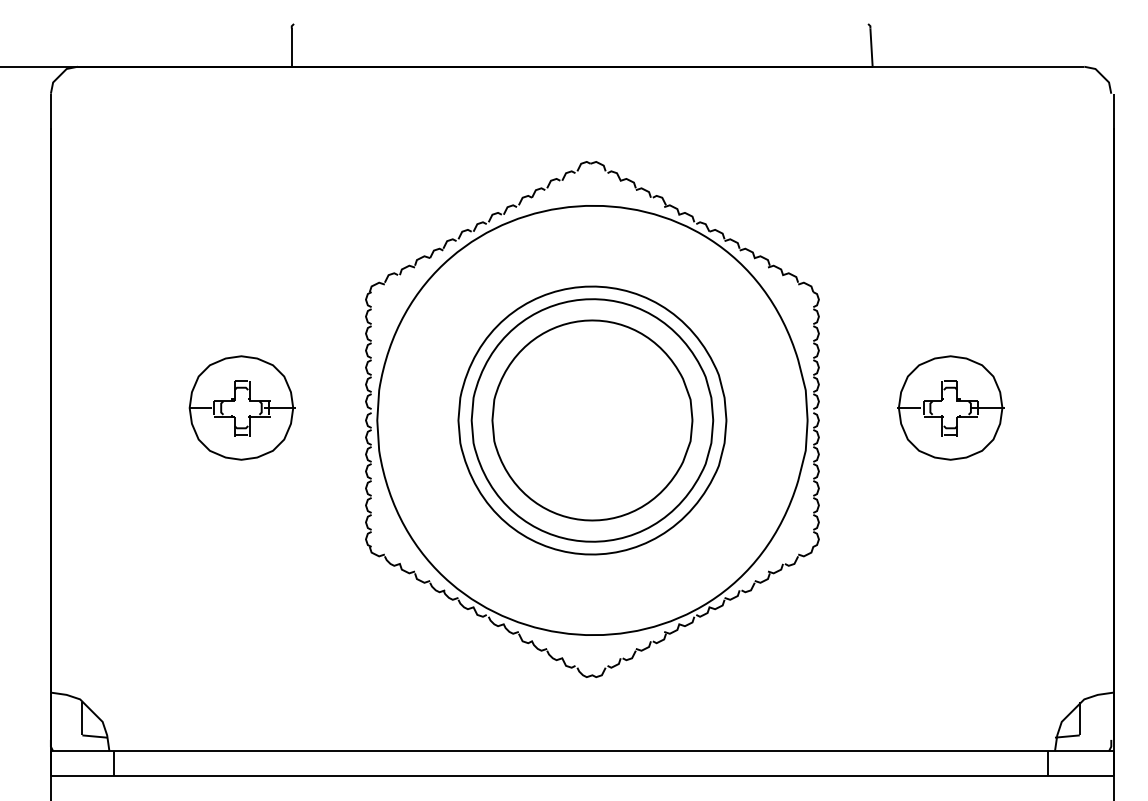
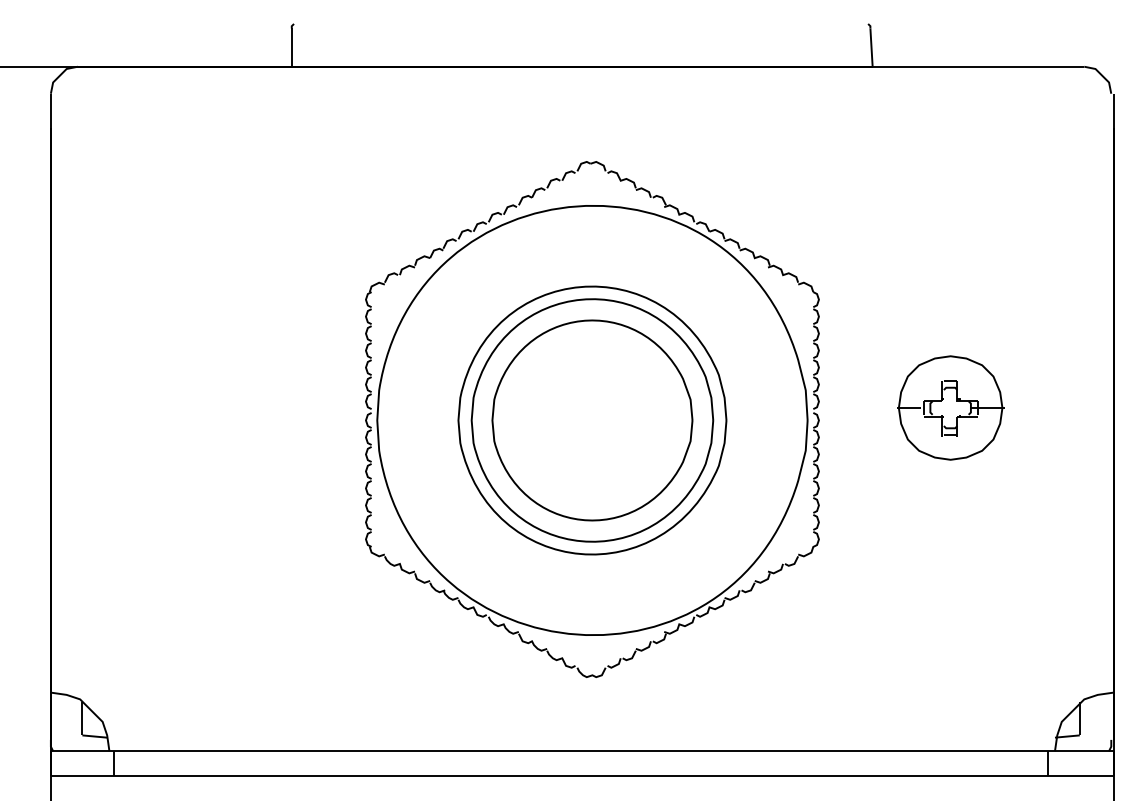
part: present -> none (241, 407)
